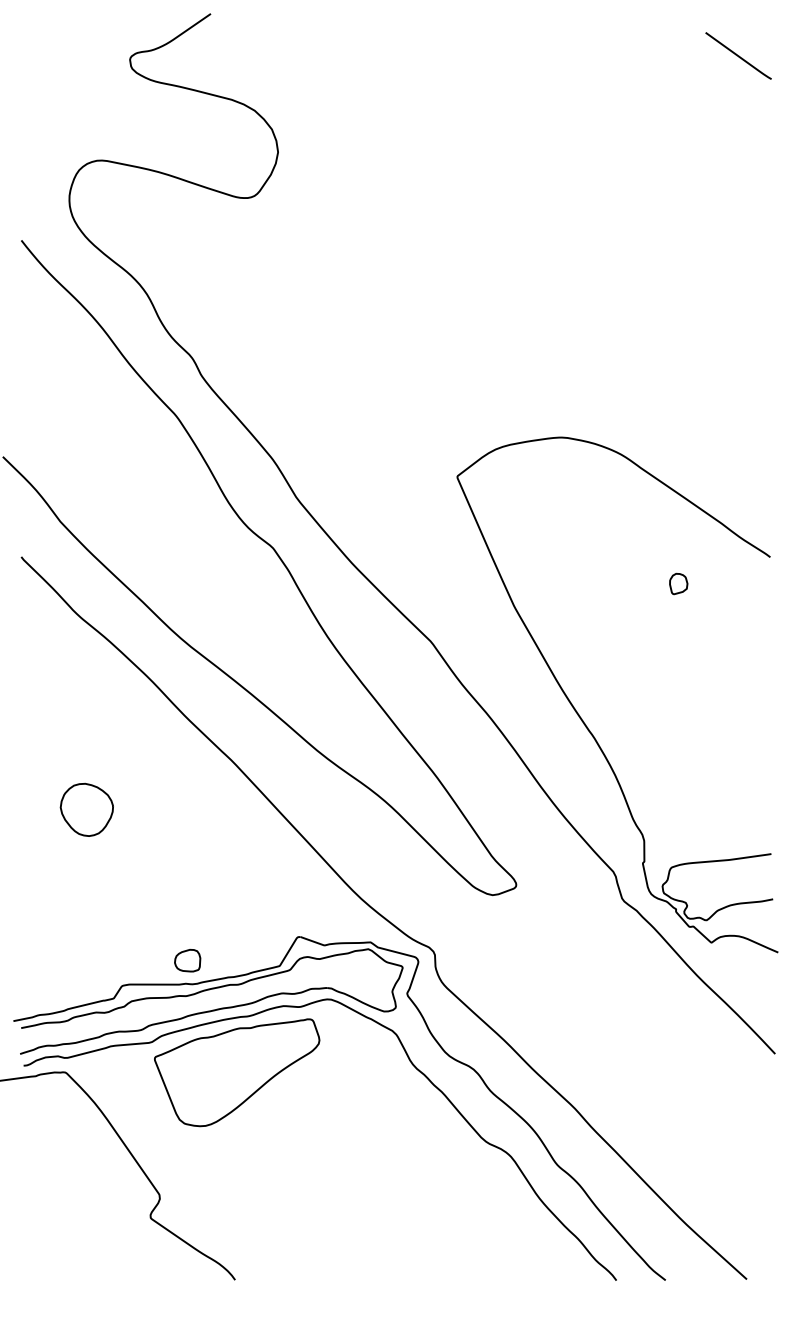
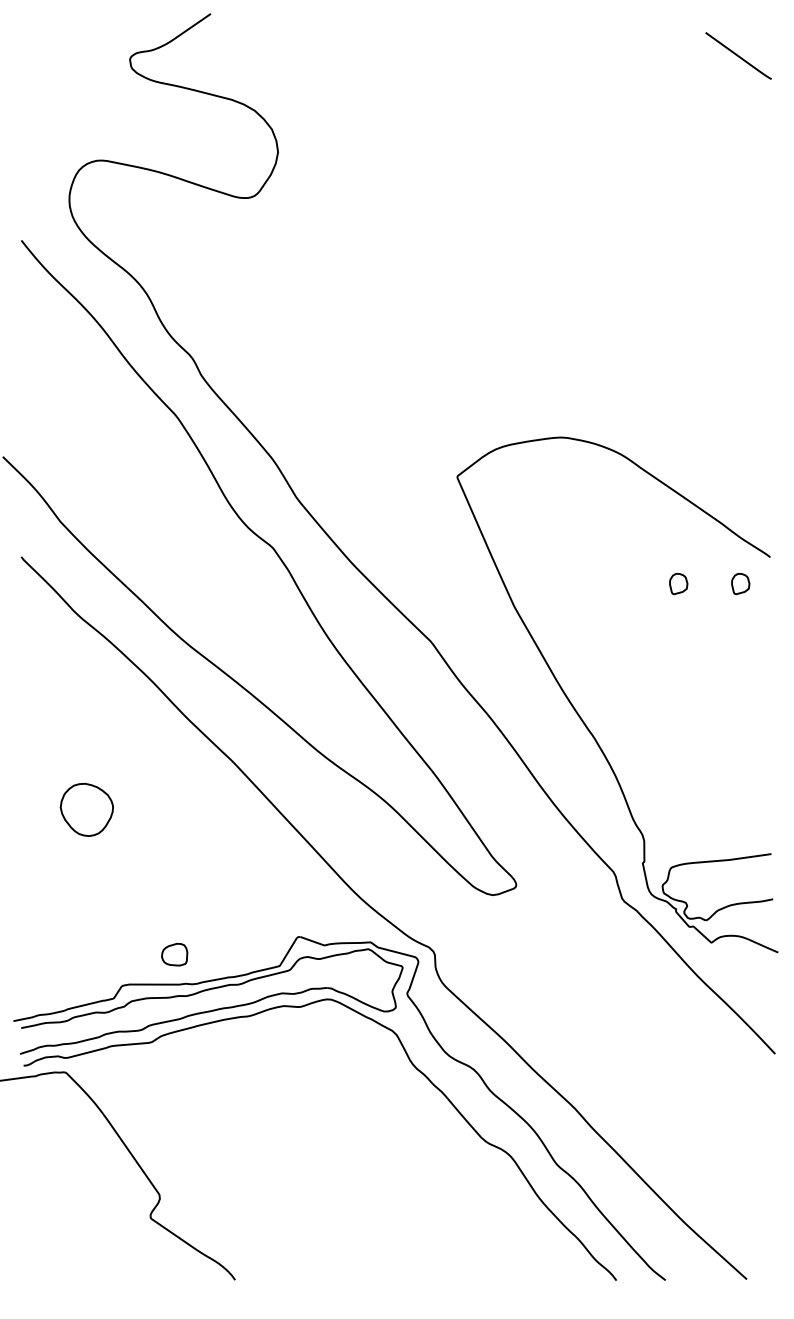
part: none -> present (740, 583)
part position: (187, 960) -> (174, 954) (174, 954)
part: present -> none (237, 1072)
